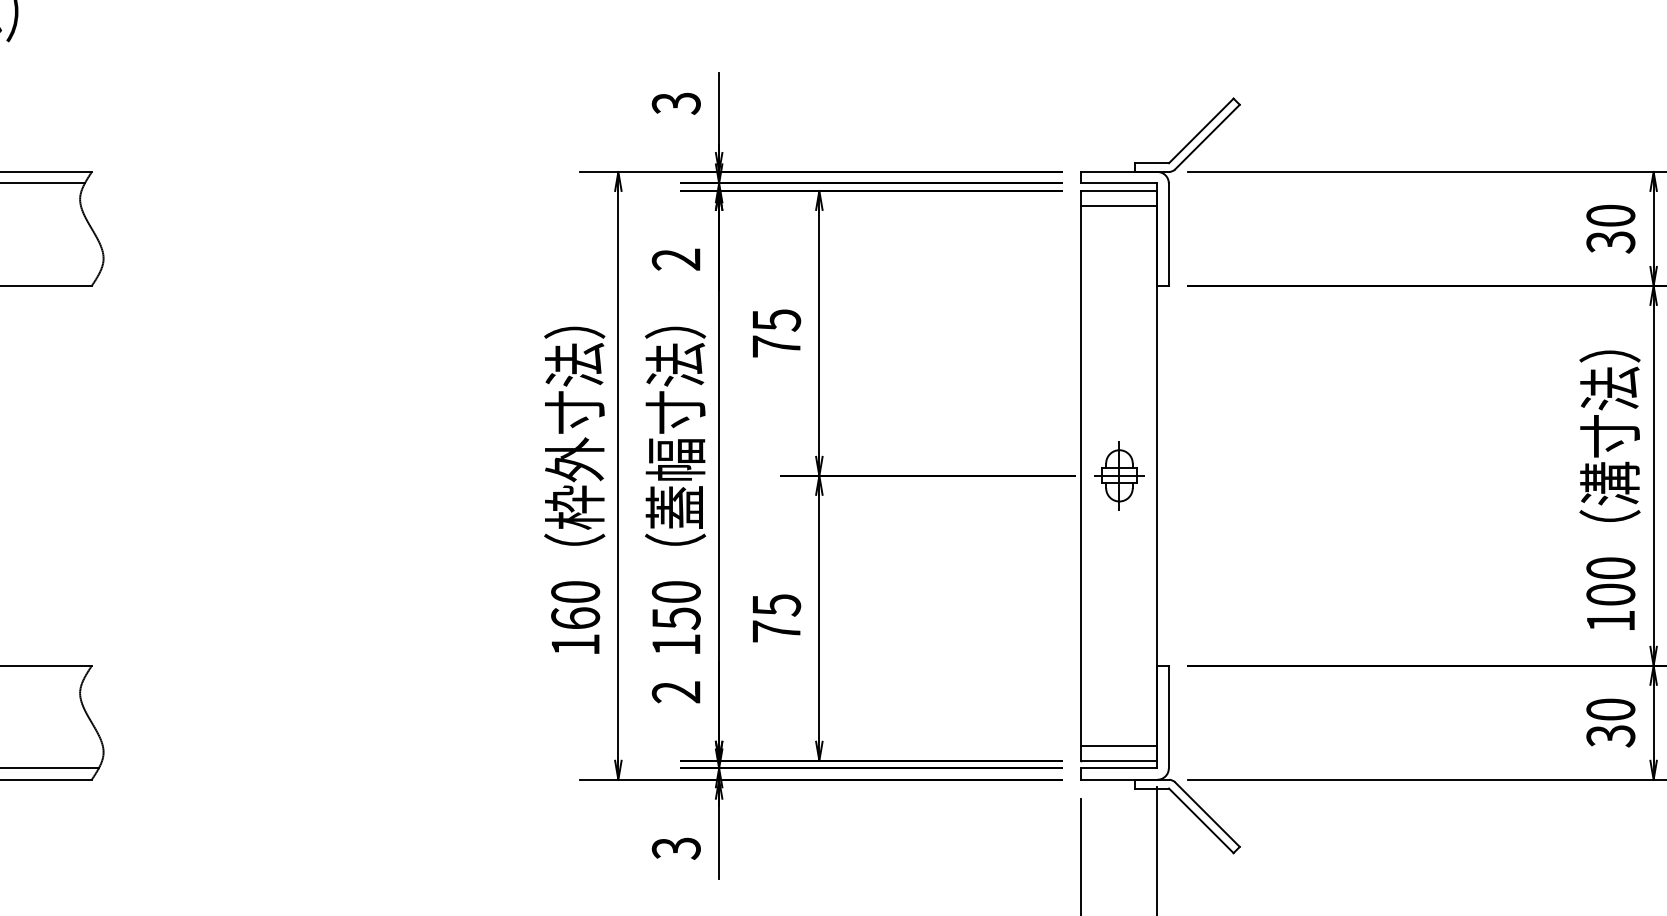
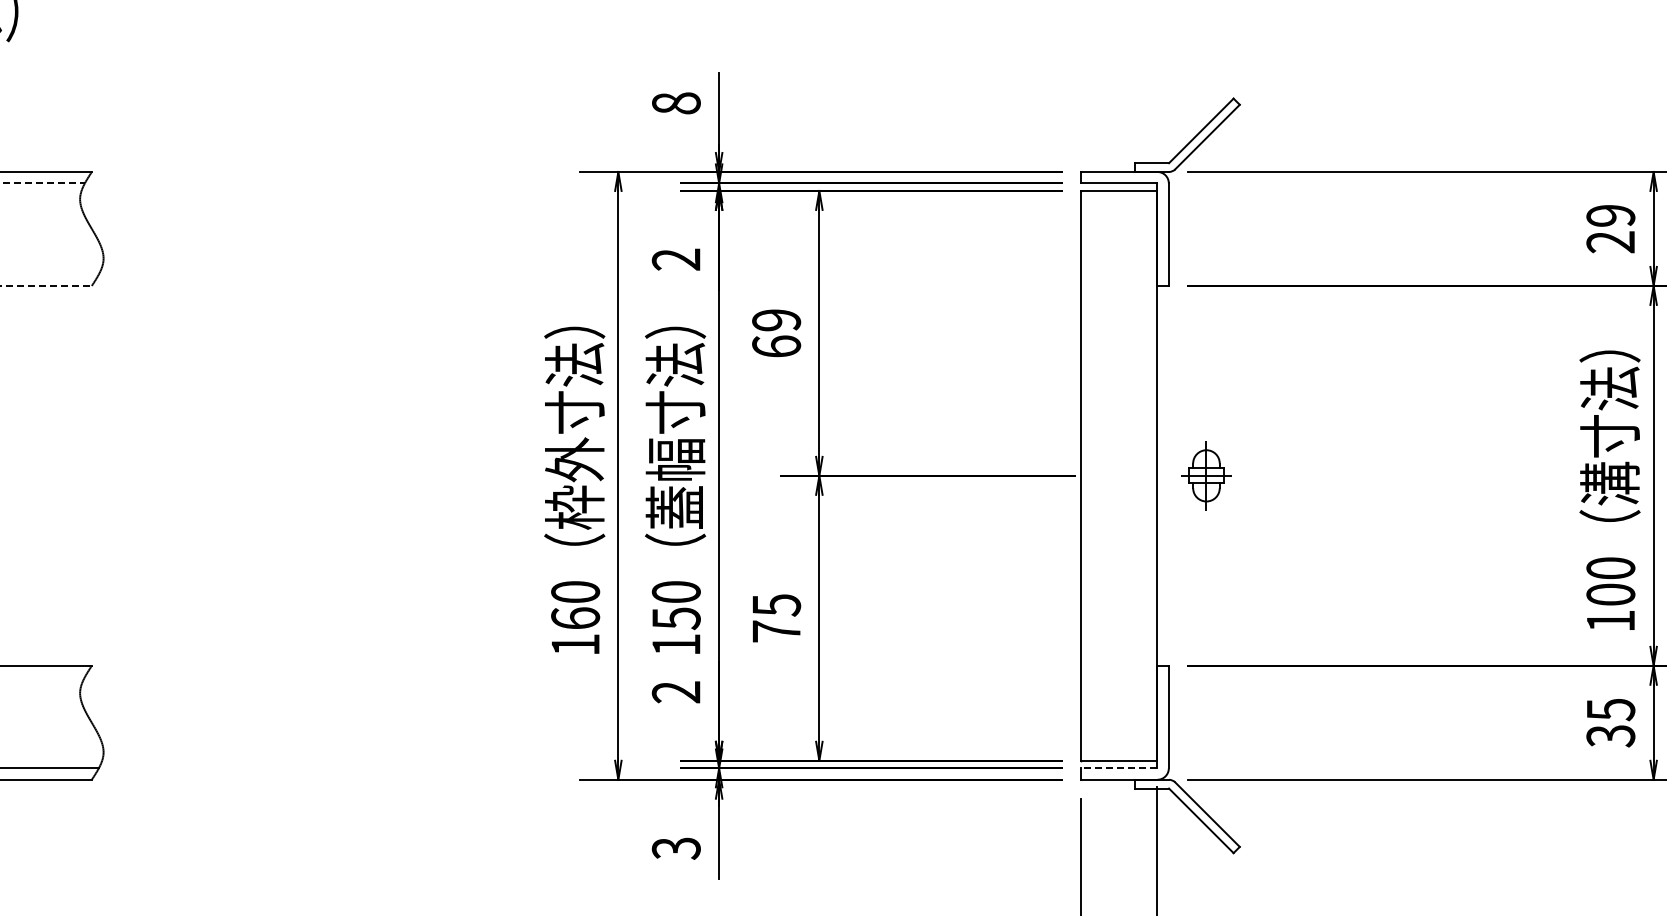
text: 3 -> 8 (675, 103)
line: solid -> dashed (42, 183)
line: present -> none (1119, 206)
text: 30 -> 29 (1610, 228)
line: solid -> dashed (46, 285)
text: 75 -> 69 (776, 333)
part position: (1119, 475) -> (1206, 475) (1206, 475)
text: 30 -> 35 (1610, 709)
line: present -> none (1119, 745)
line: solid -> dashed (1119, 768)
